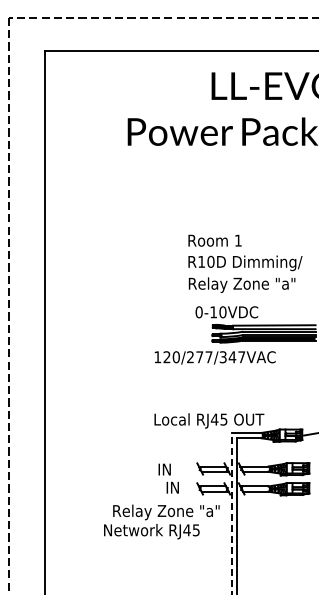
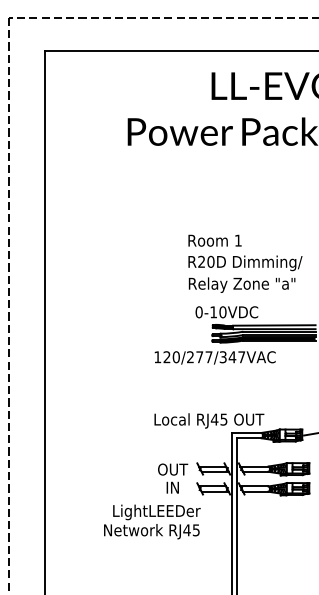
text: R10D -> R20D (201, 261)
text: IN -> OUT (173, 469)
text: Relay Zone "a" -> LightLEEDer (166, 512)
line: dashed -> solid (231, 513)
